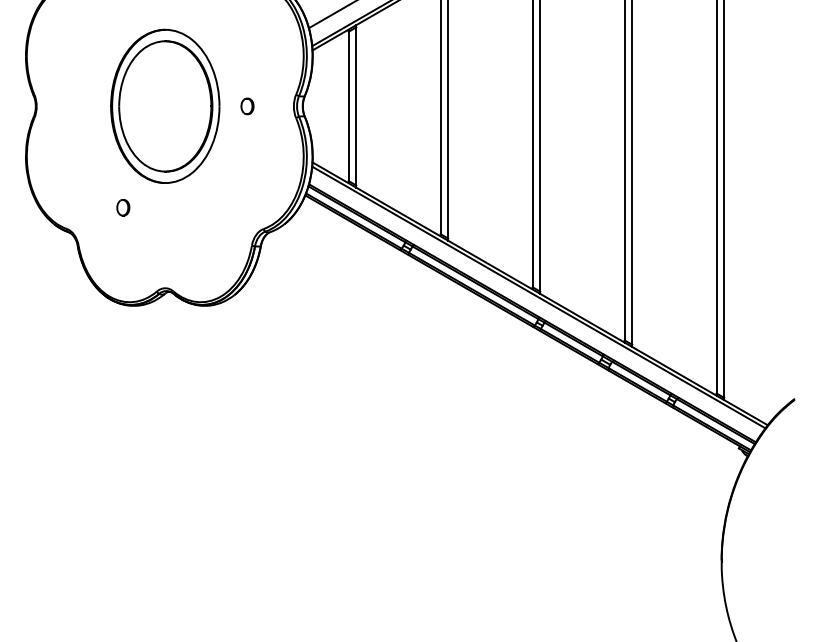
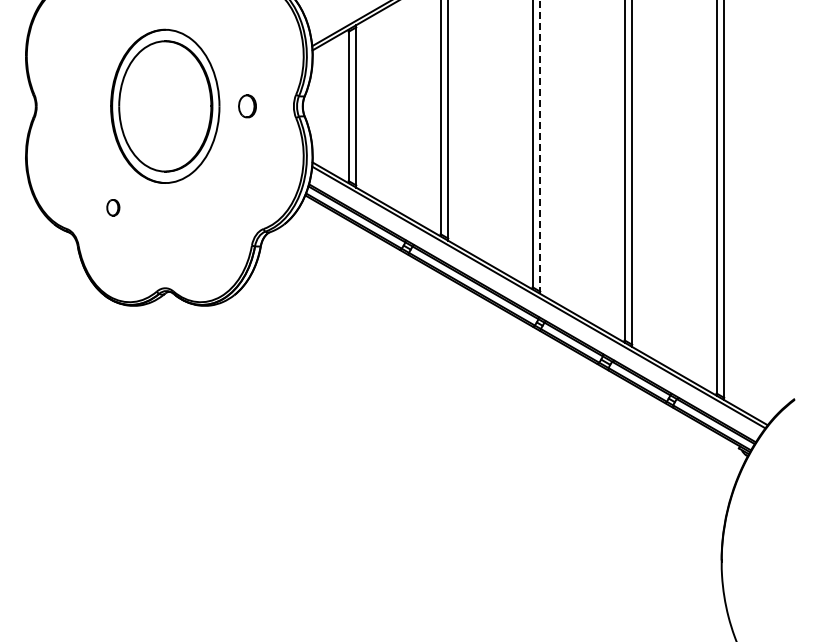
line: present -> none (331, 15)
part size: 15x19 px -> 19x25 px (247, 106)
line: solid -> dashed (540, 146)
part position: (123, 207) -> (113, 207) (113, 207)
